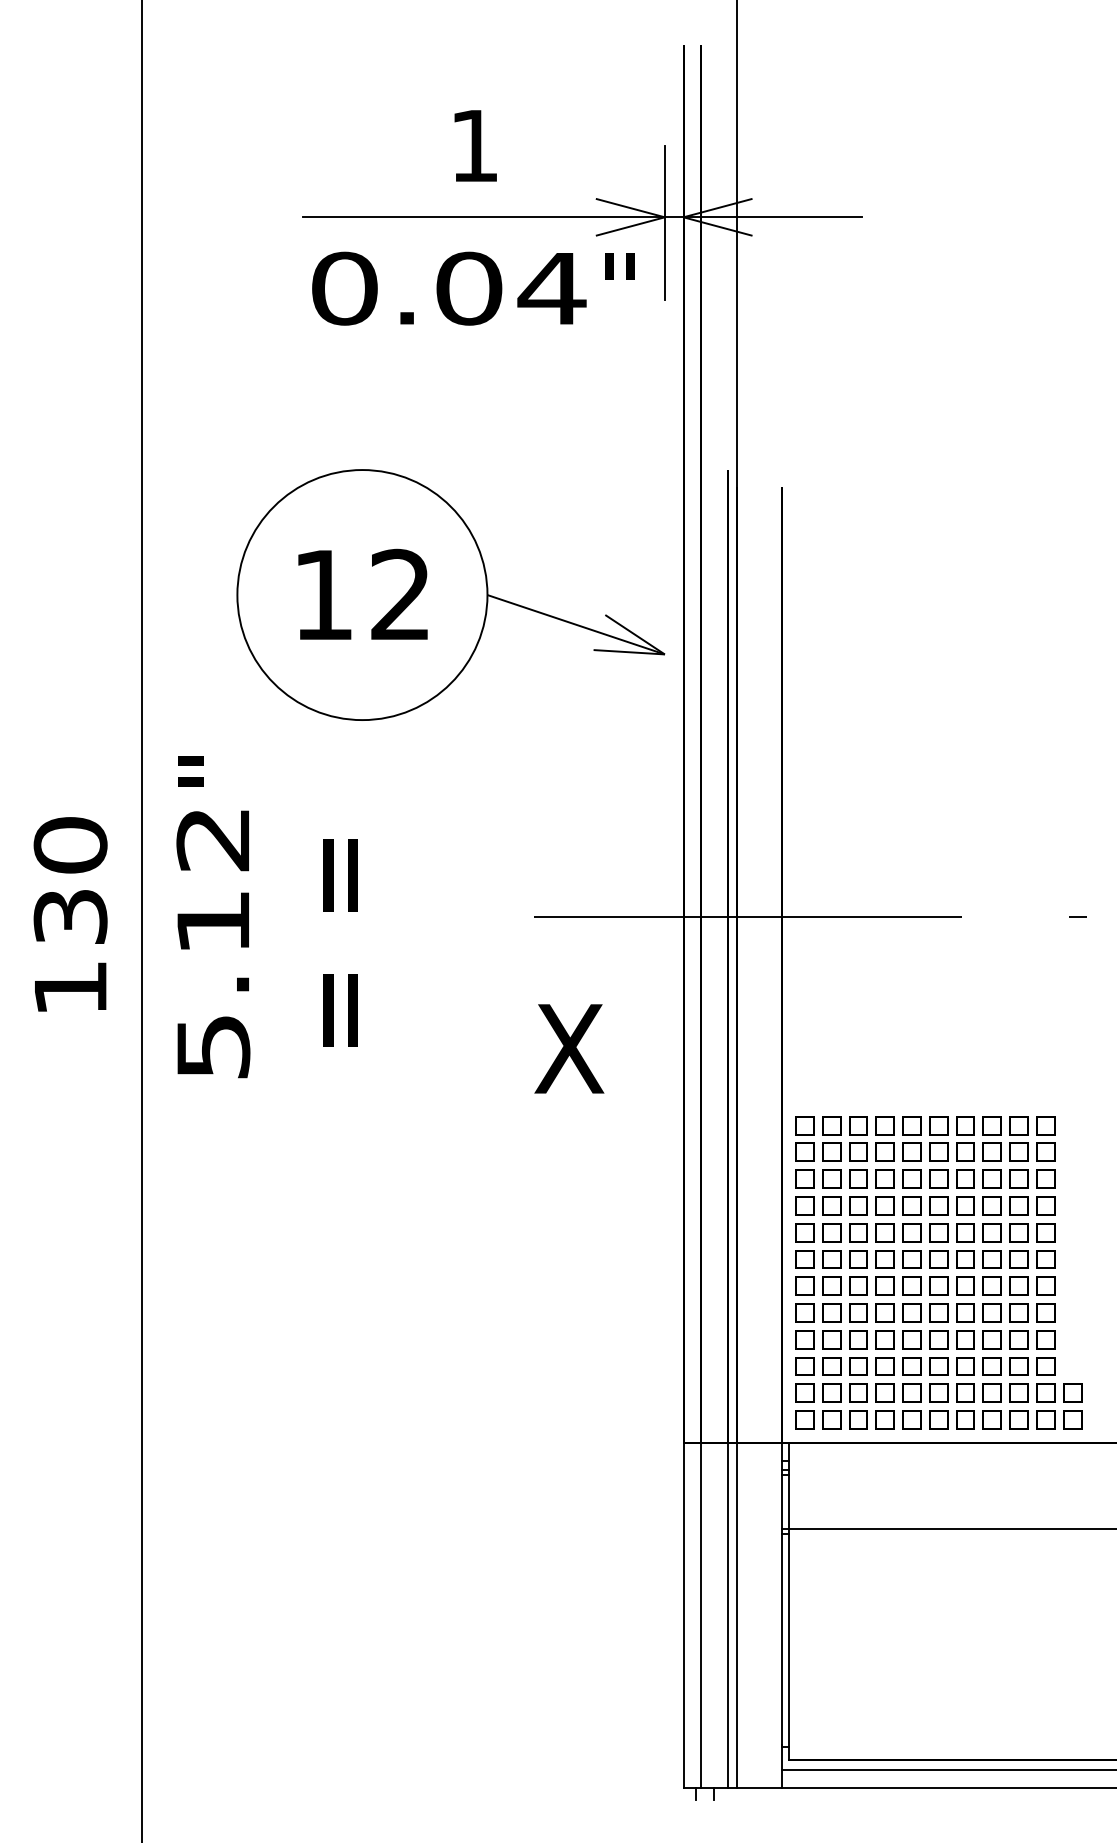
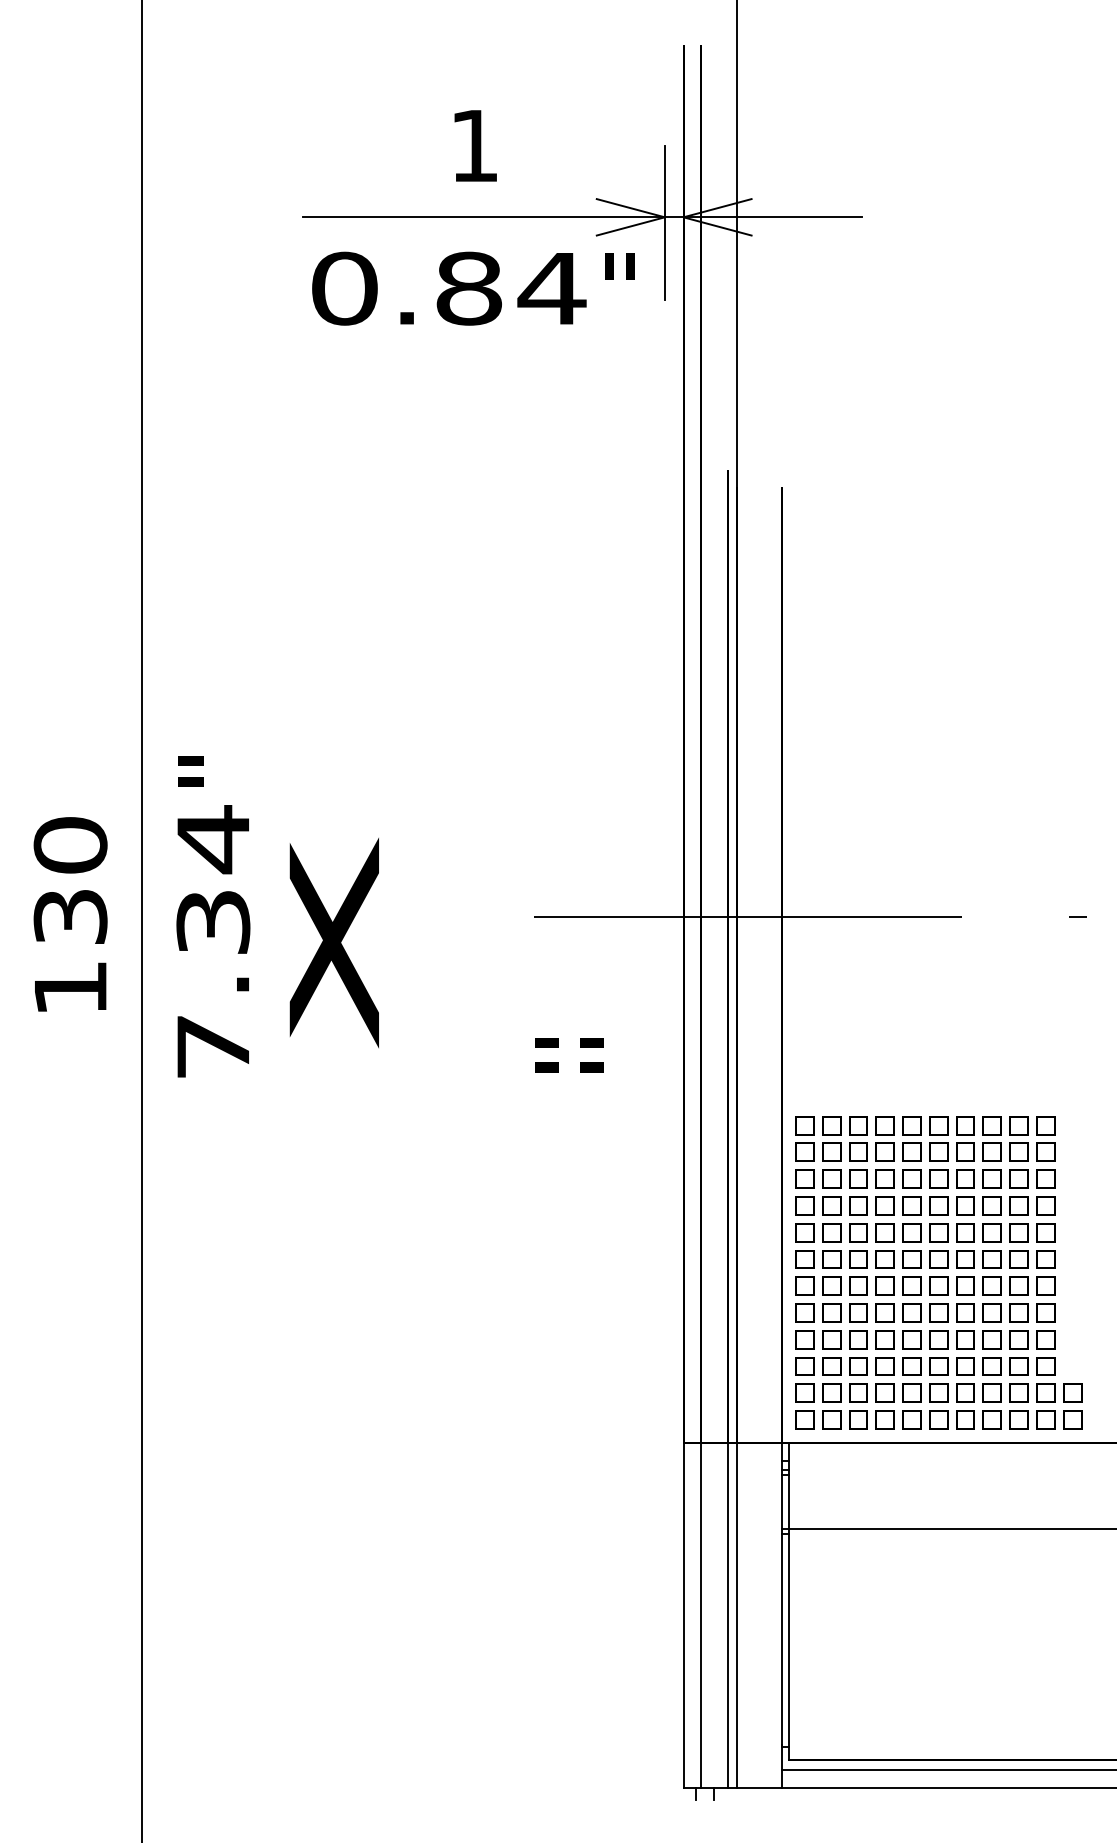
text: 0.04 -> 0.84 (469, 288)
part: present -> none (450, 594)
text: 5.12 -> 7.34 (213, 941)
text: = = -> X (333, 942)
text: X -> = = (569, 1048)
